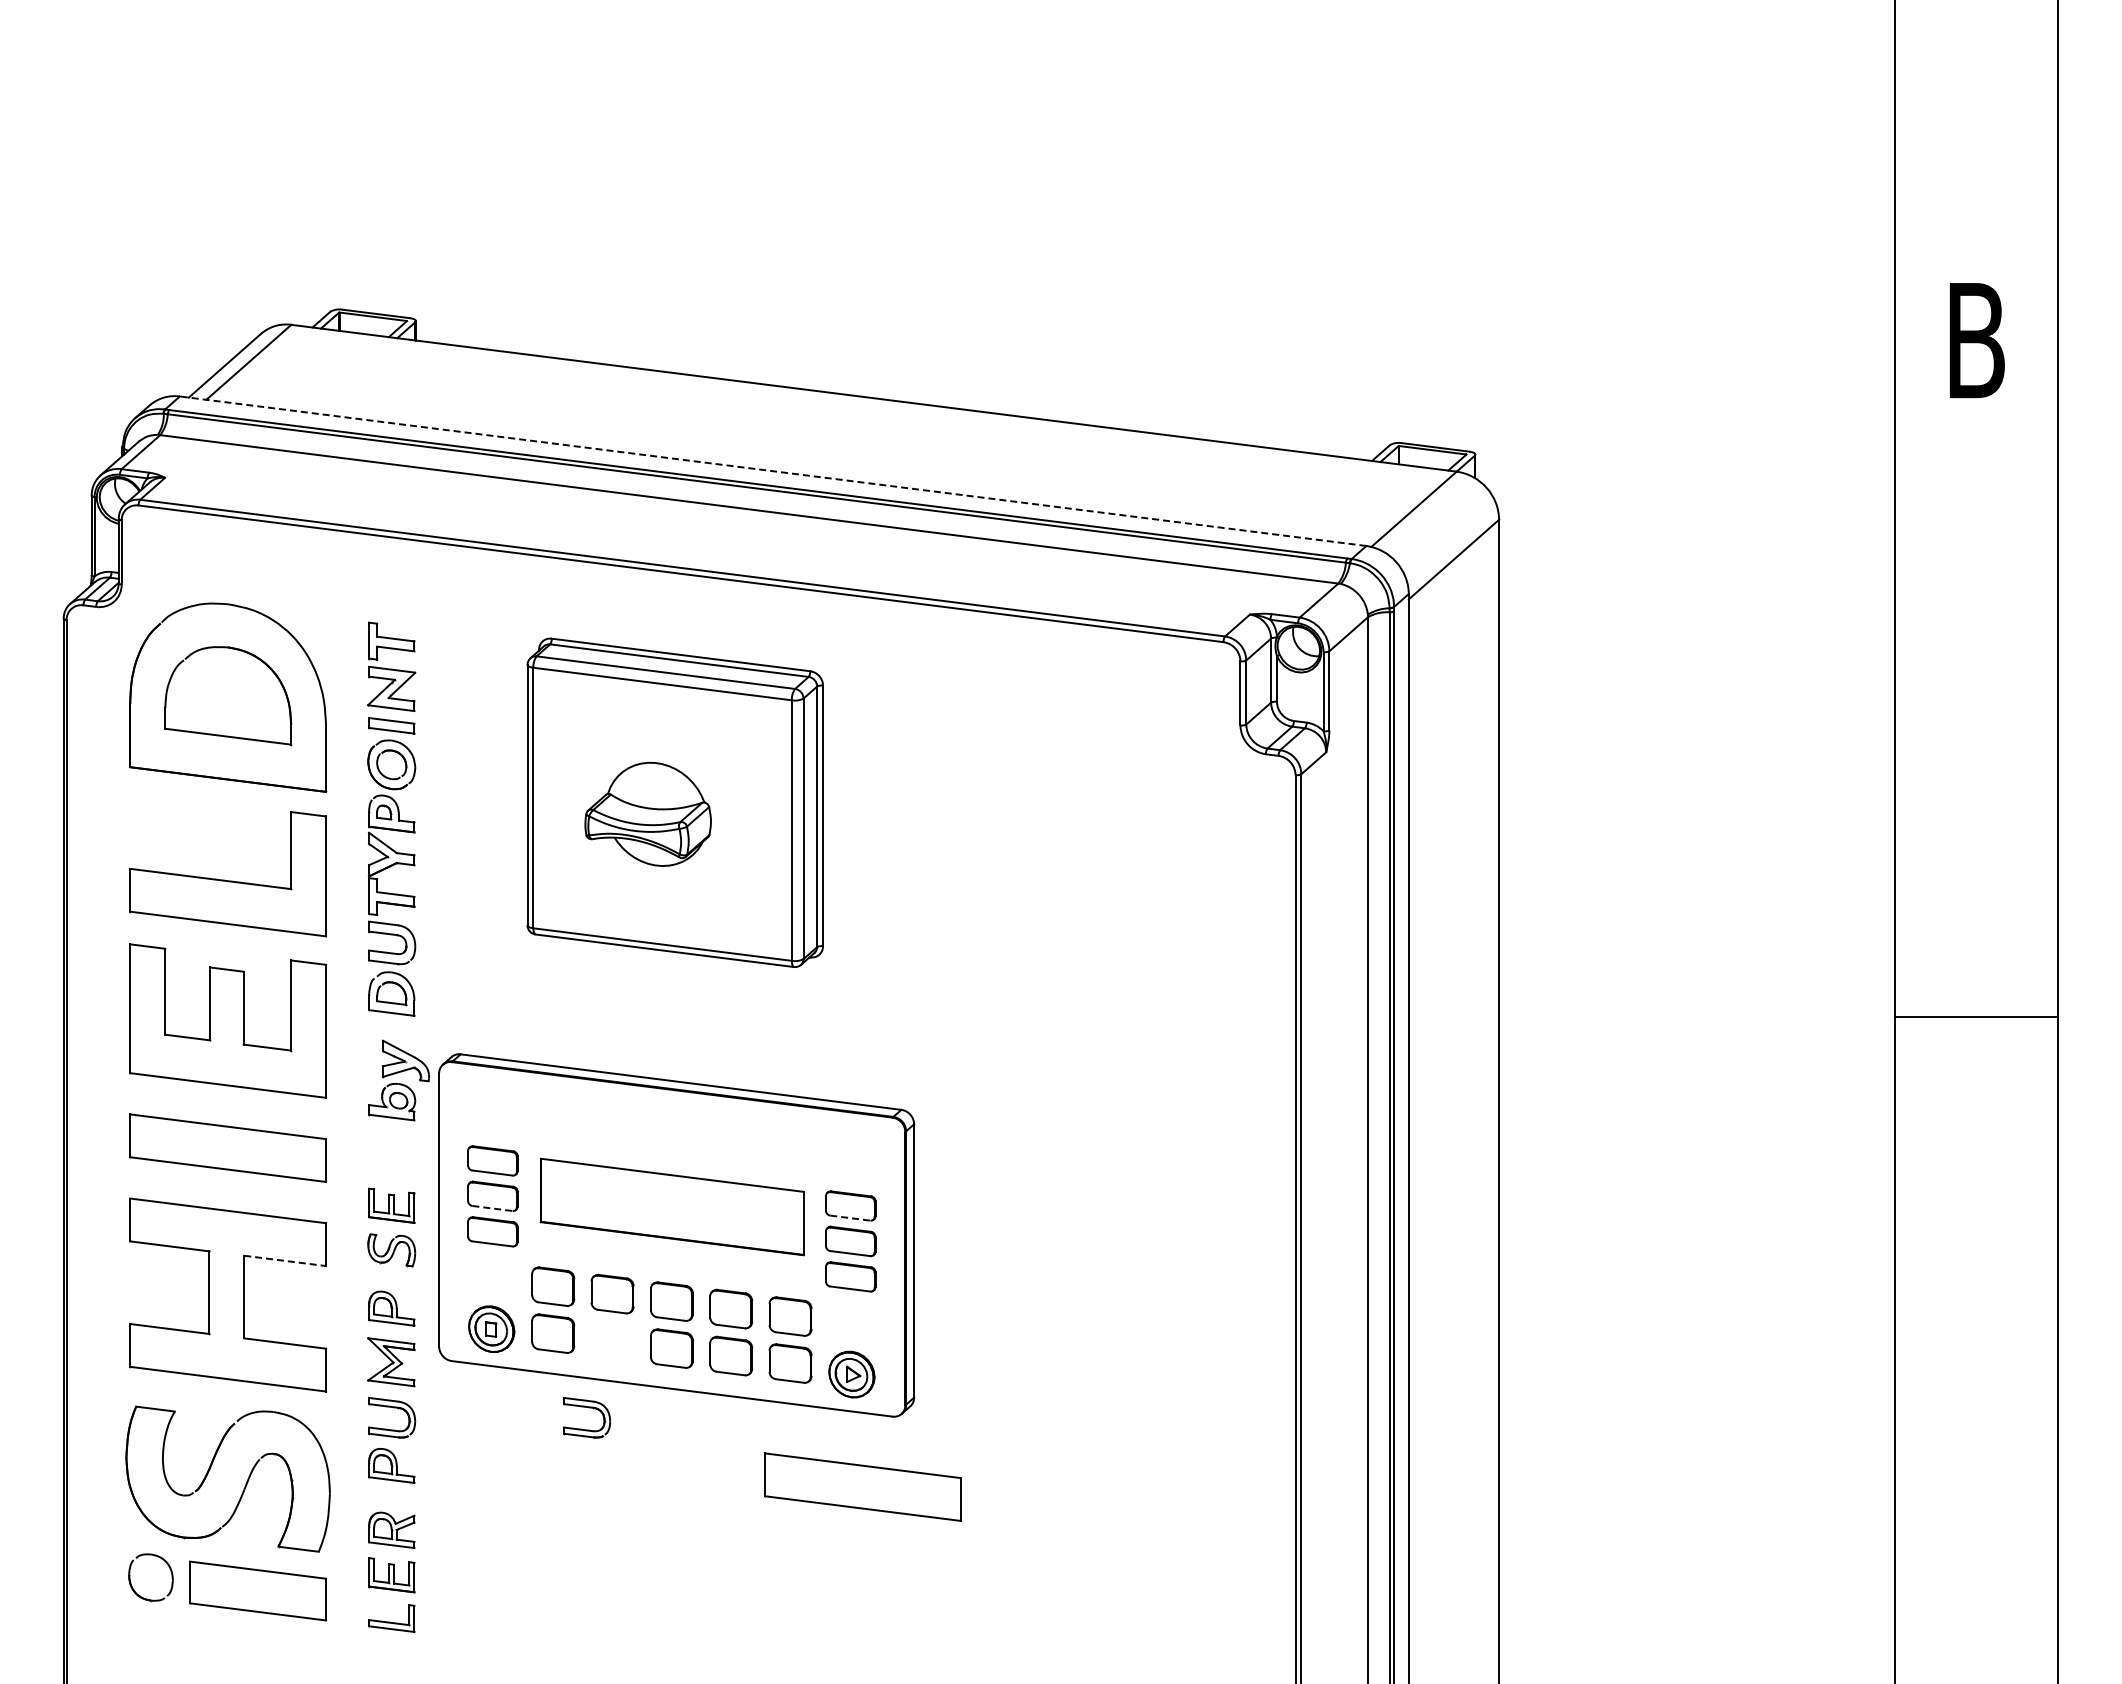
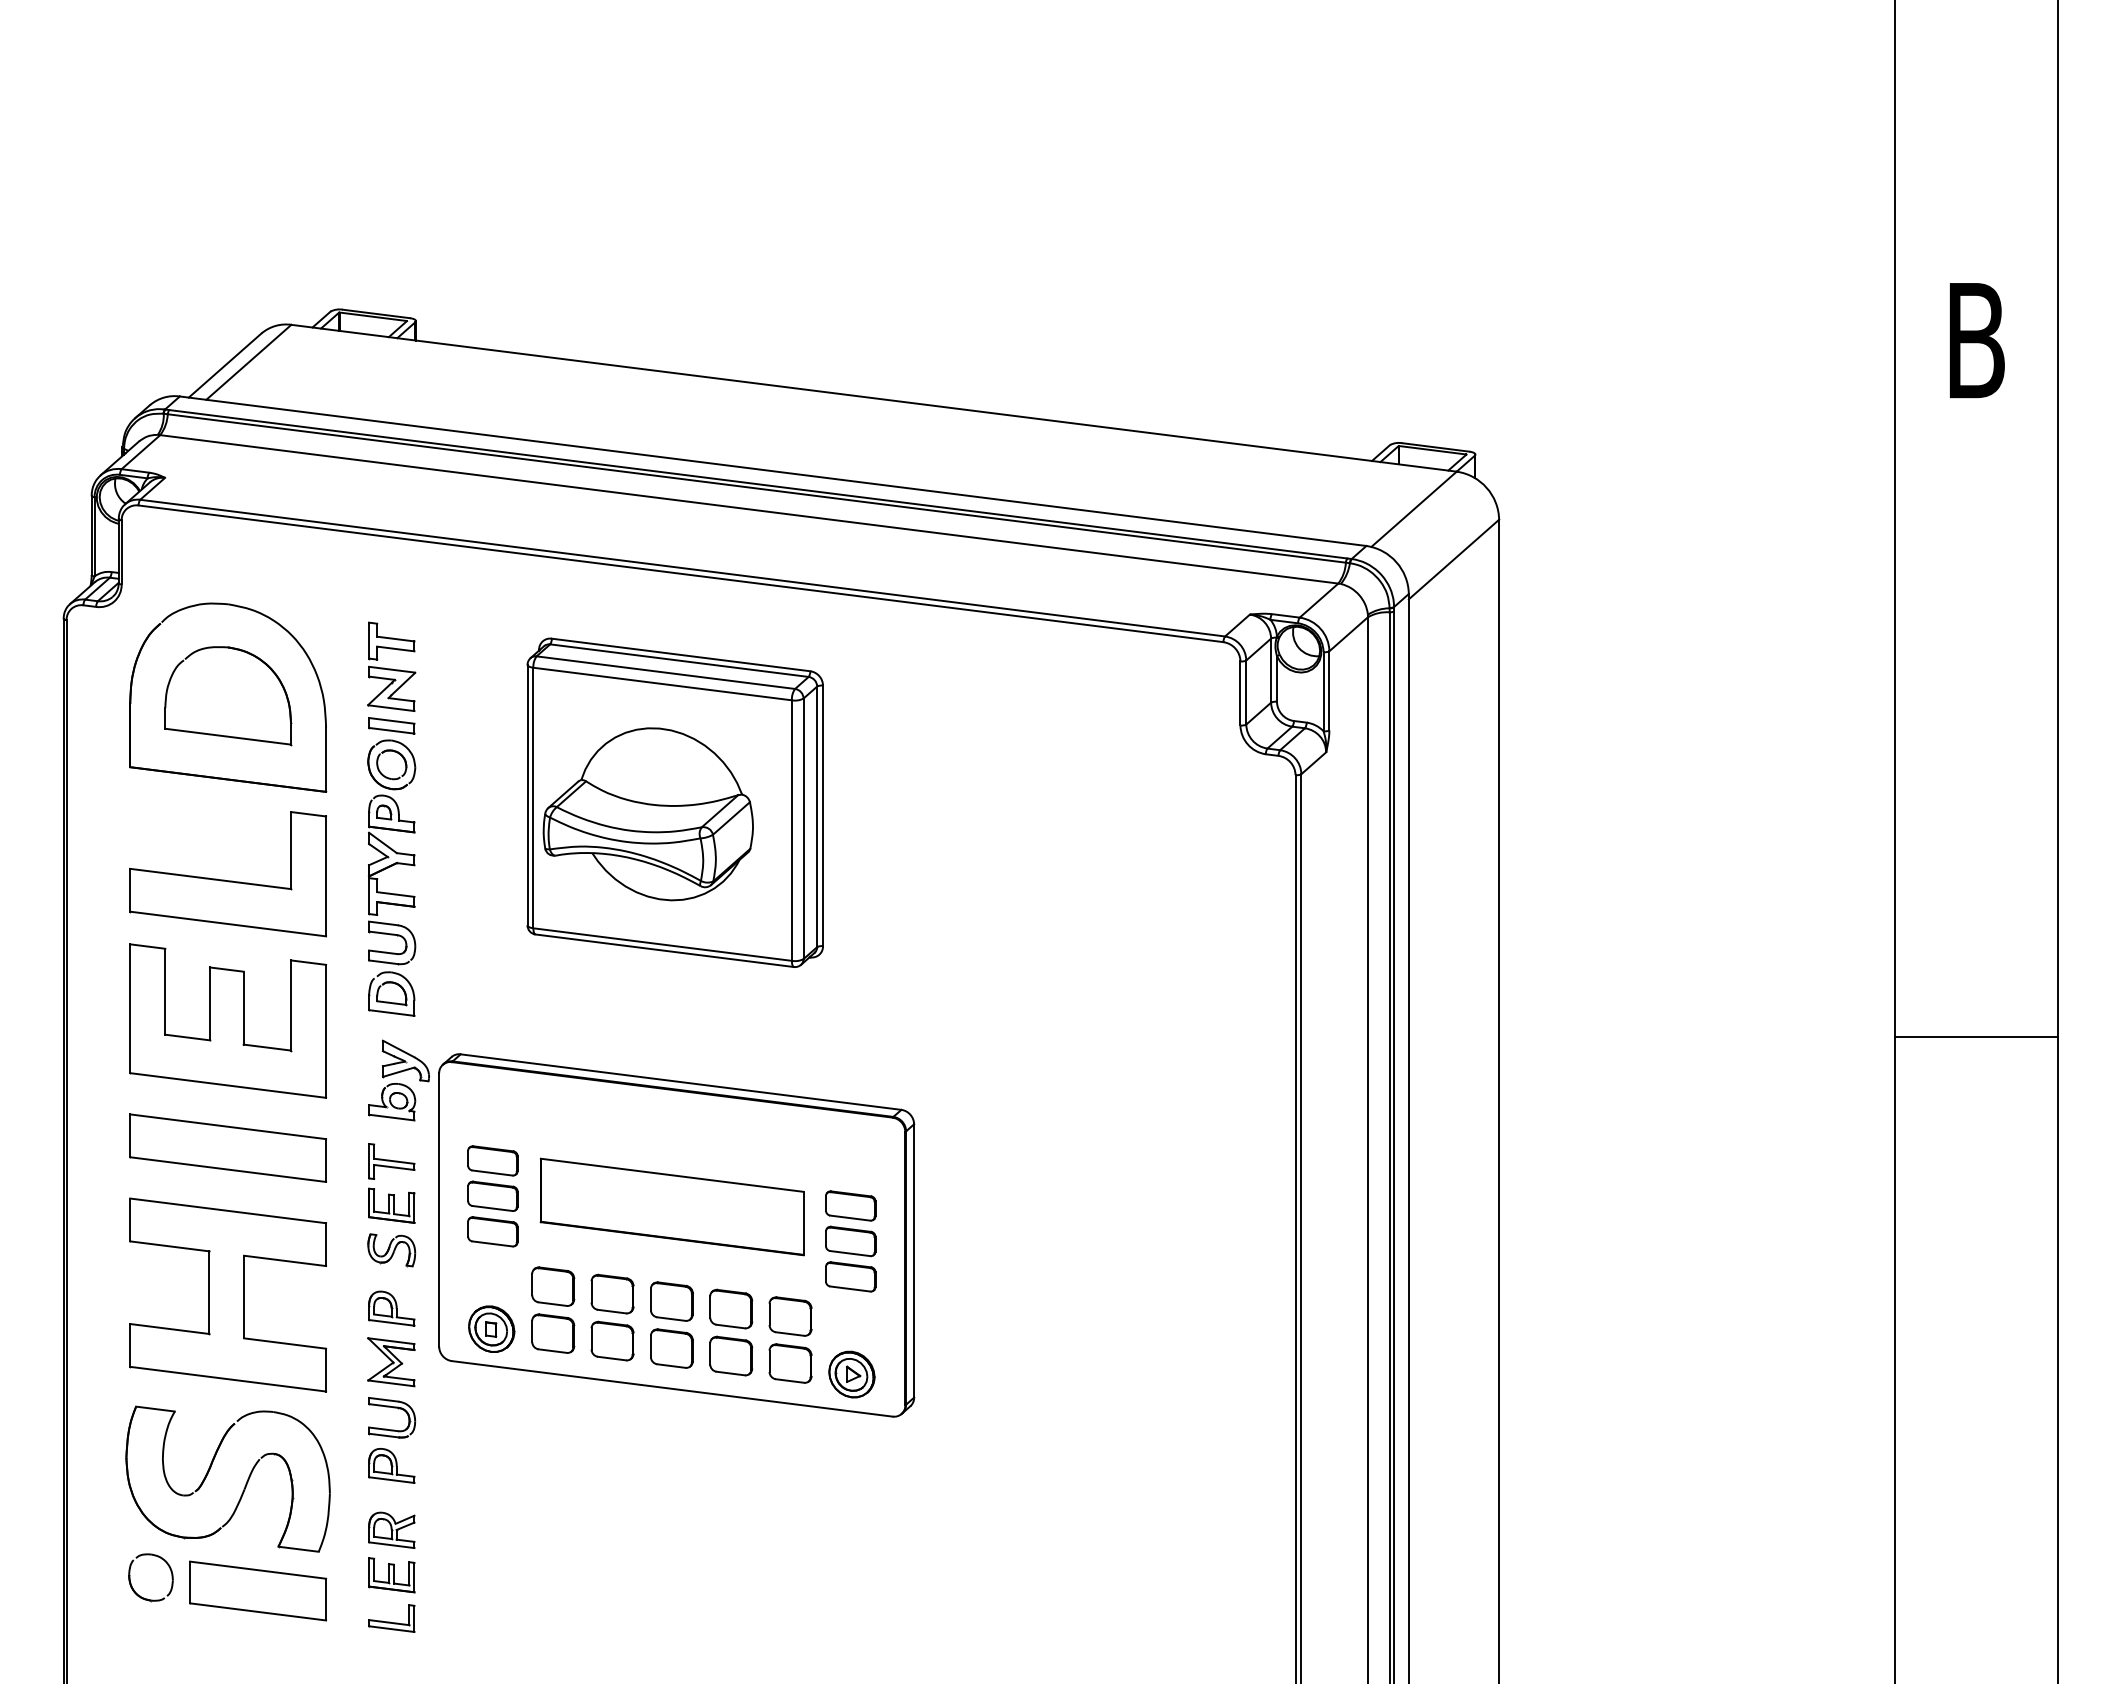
line: dashed -> solid (773, 471)
part size: 128x106 px -> 212x175 px (647, 814)
line position: (1976, 1016) -> (1976, 1036) (1976, 1036)
part: none -> present (391, 1161)
line: dashed -> solid (493, 1208)
line: dashed -> solid (850, 1218)
line: dashed -> solid (285, 1260)
part: none -> present (612, 1340)
part: present -> none (588, 1408)
part: present -> none (863, 1486)
